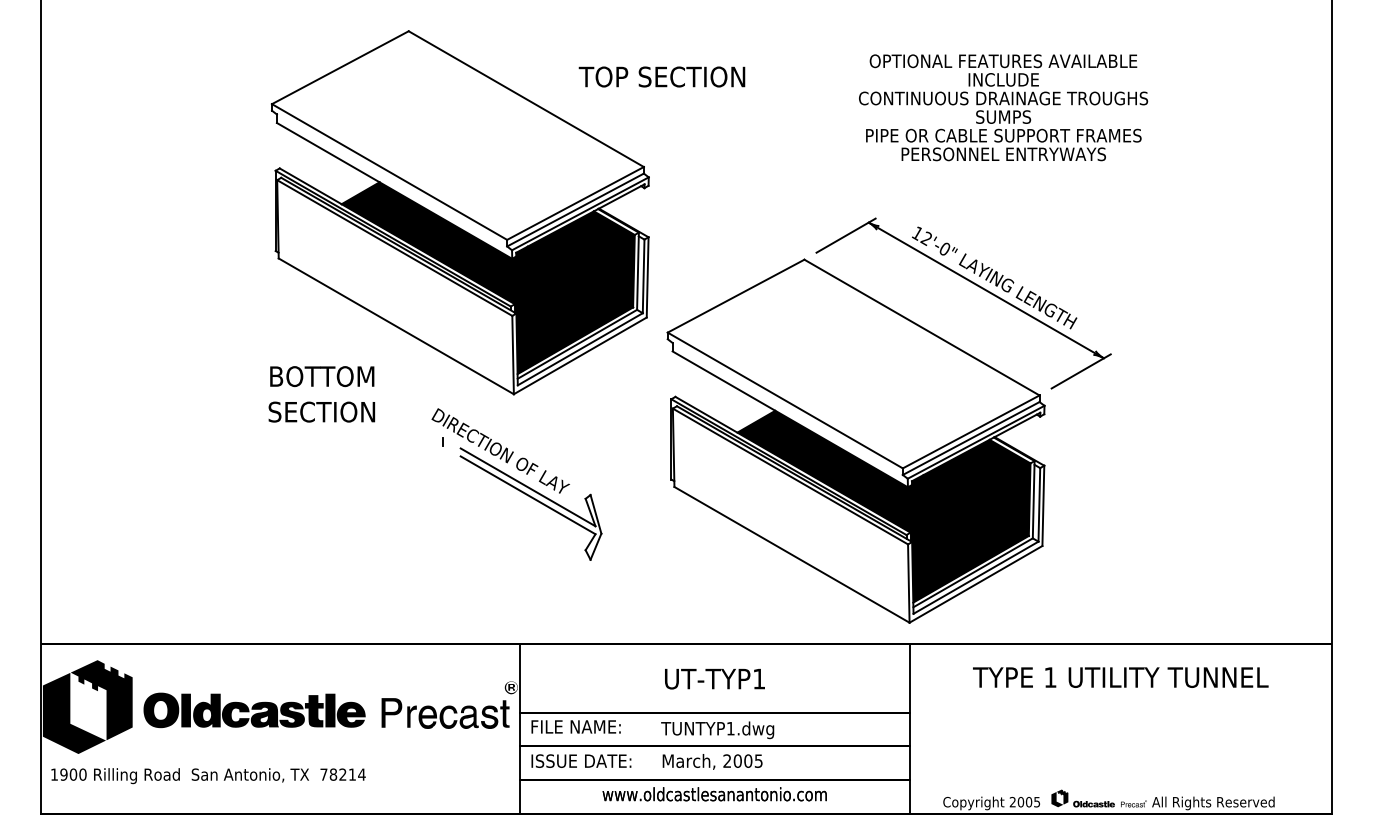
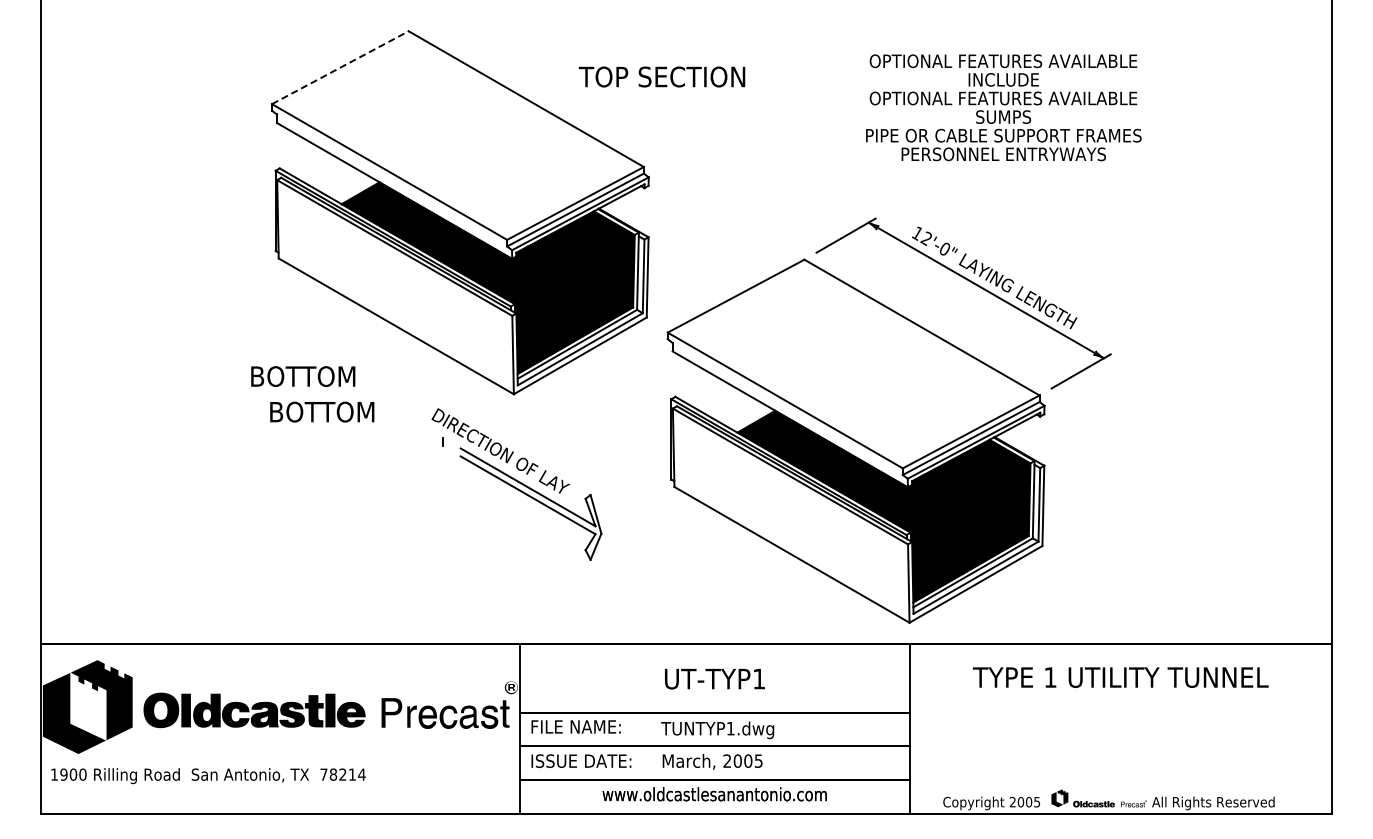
line: solid -> dashed (340, 67)
text: CONTINUOUS DRAINAGE TROUGHS -> OPTIONAL FEATURES AVAILABLE (1003, 98)
text position: (322, 376) -> (303, 376) (303, 376)
text: SECTION -> BOTTOM (321, 411)
